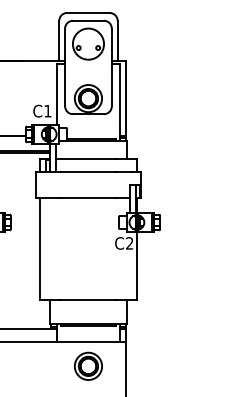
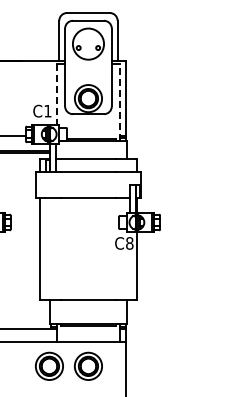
line: solid -> dashed (57, 94)
line: solid -> dashed (119, 102)
text: C2 -> C8 (129, 243)
part: none -> present (49, 365)
